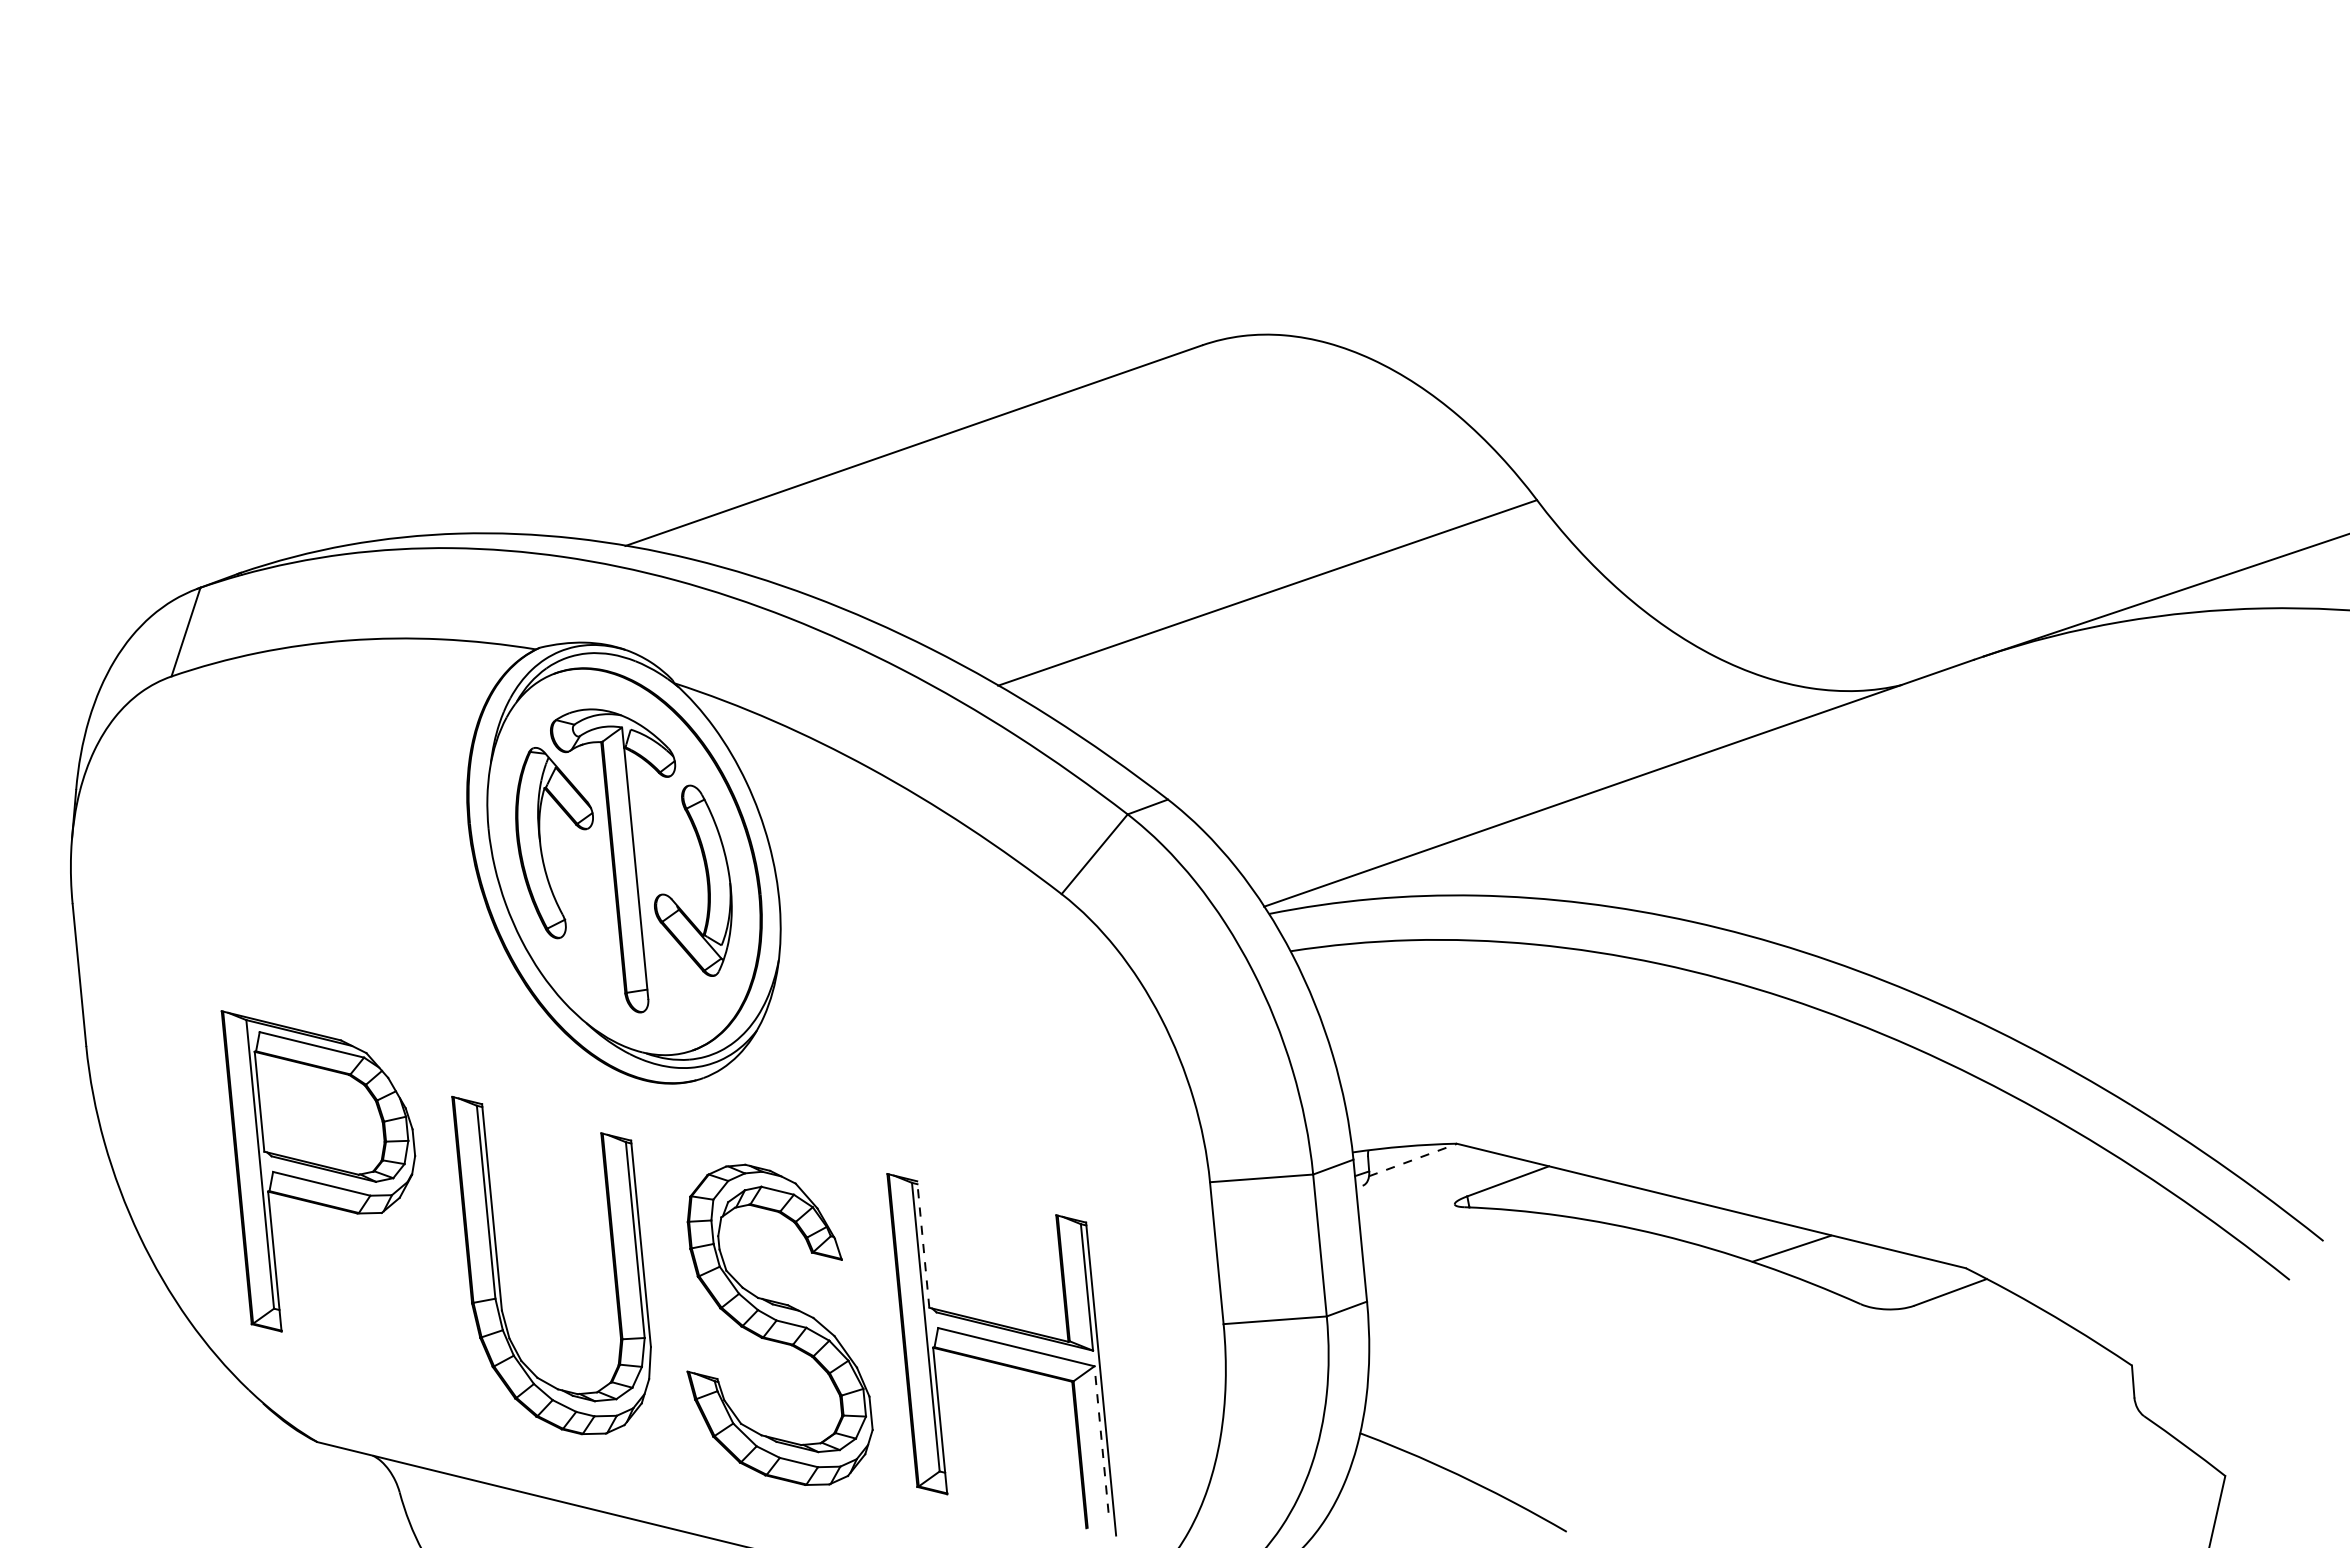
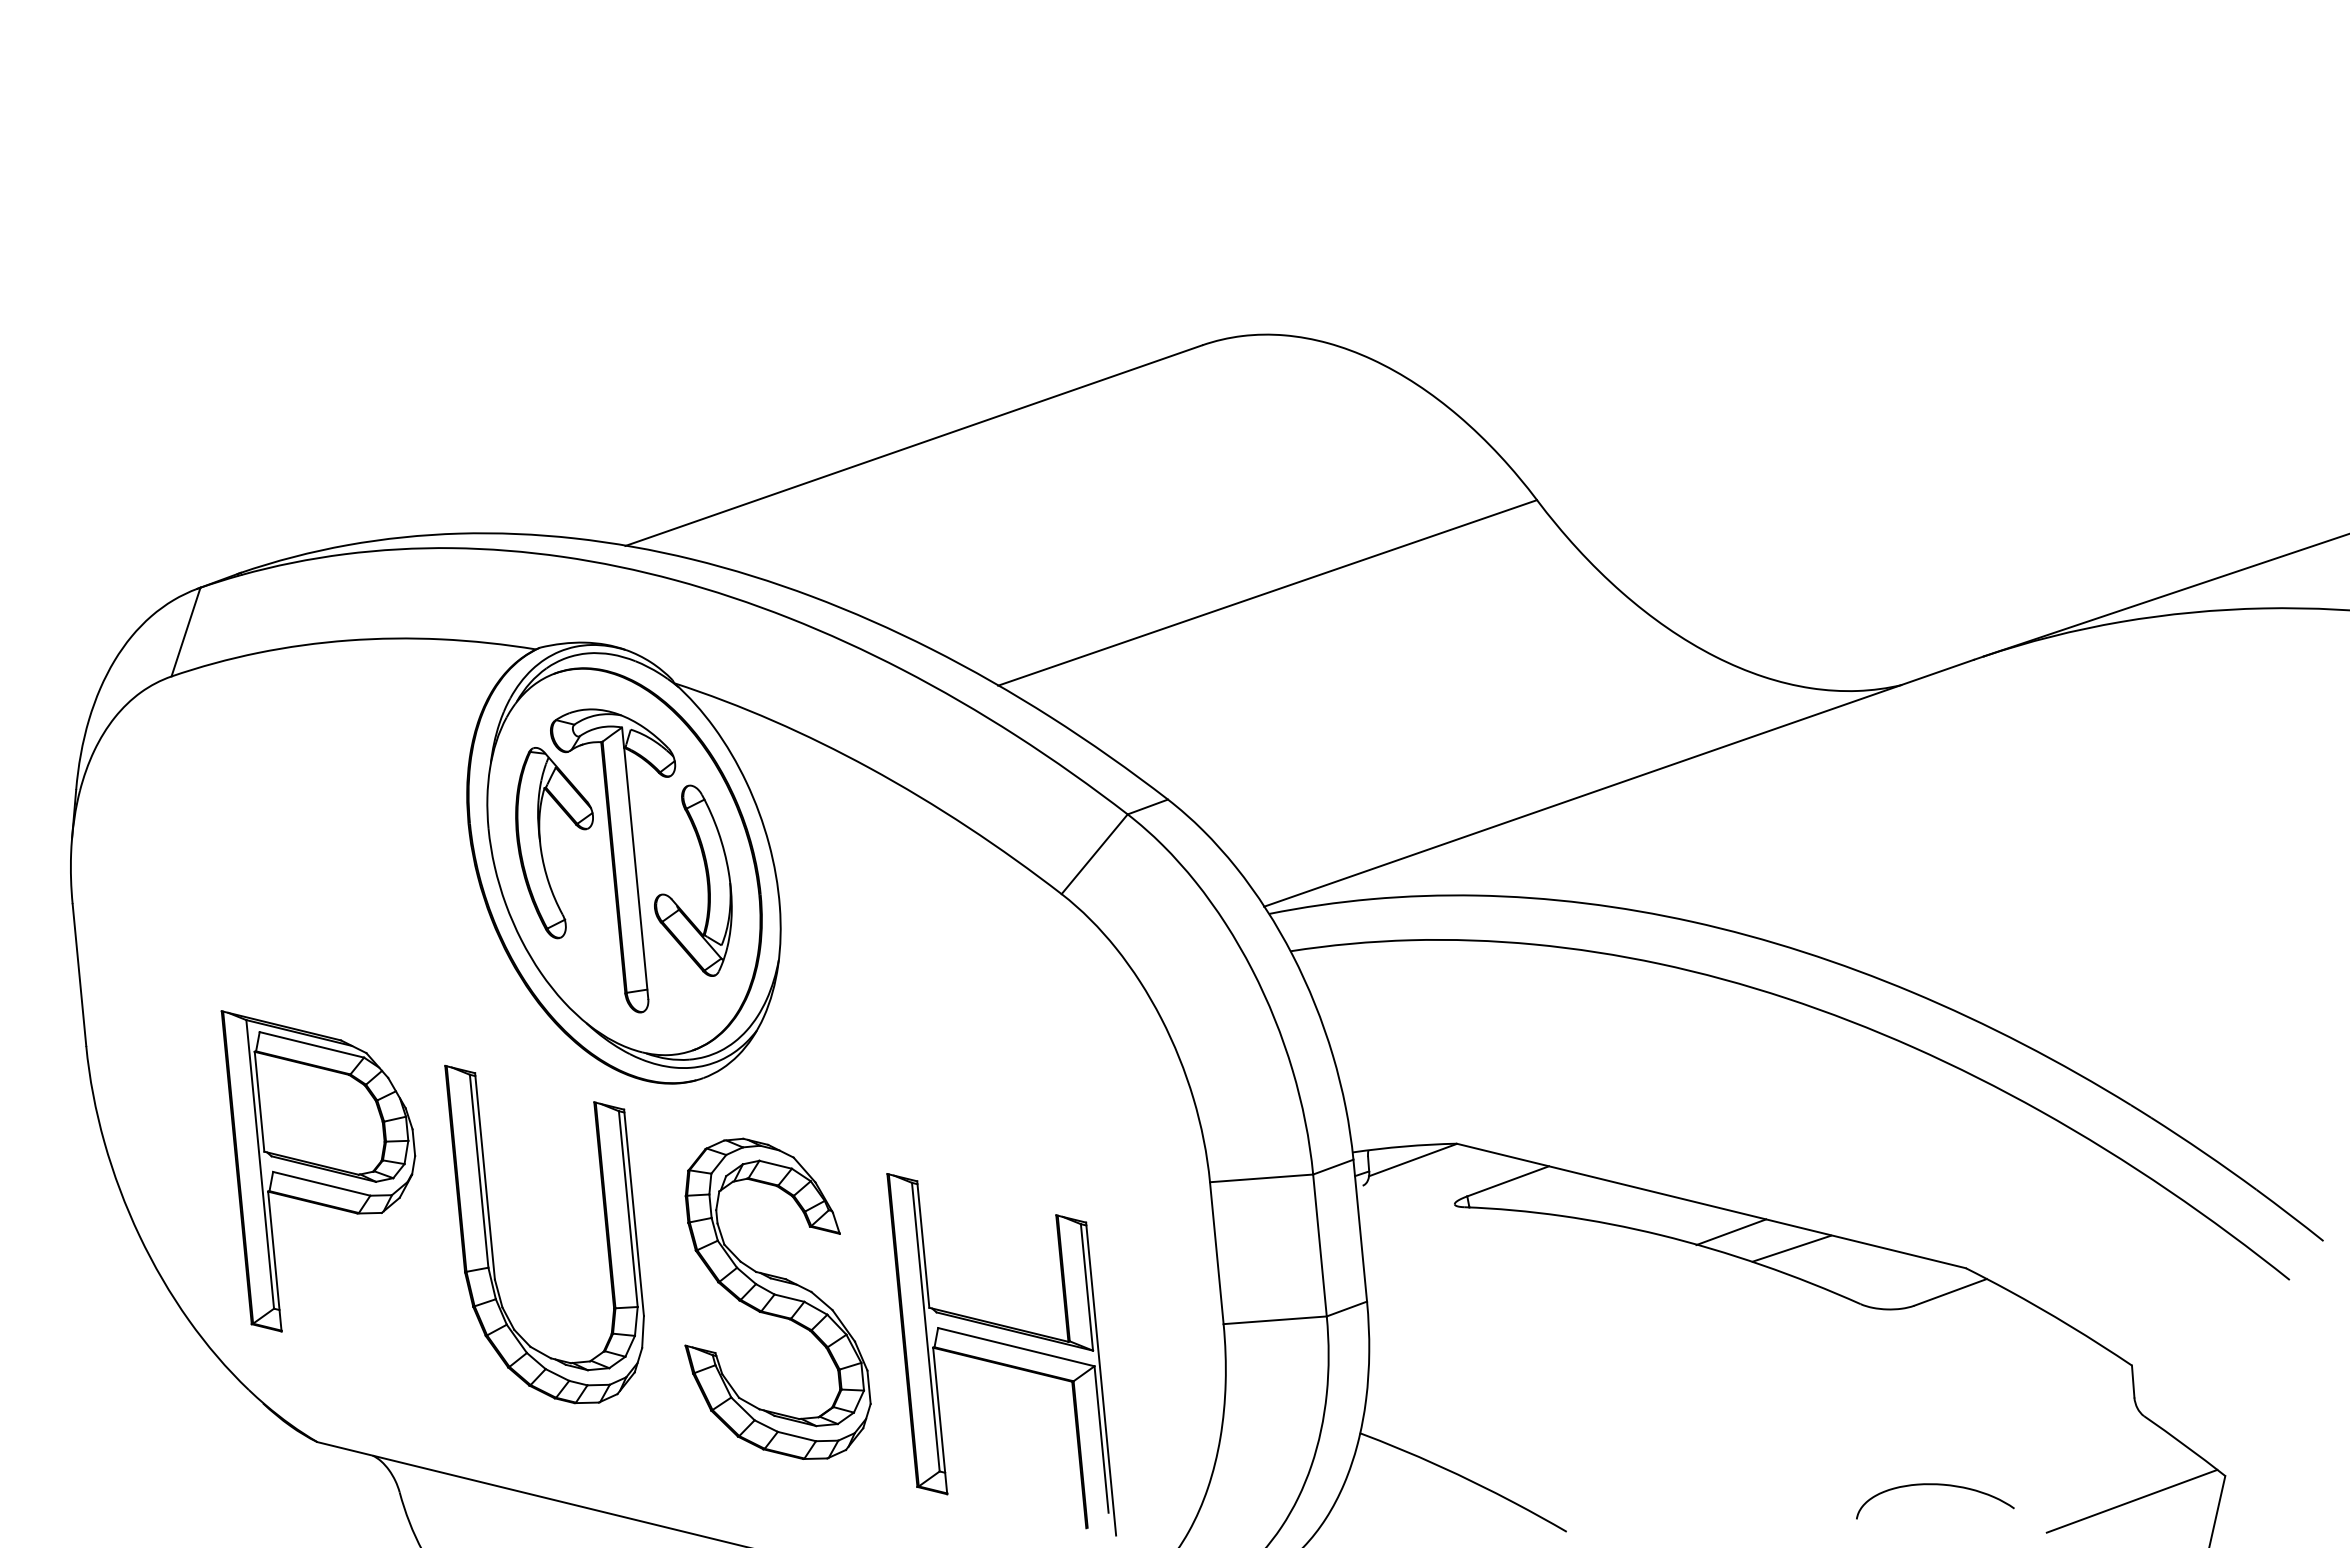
line: dashed -> solid (1412, 1160)
line: none -> present (1731, 1232)
line: dashed -> solid (923, 1244)
part position: (499, 1271) -> (492, 1240) (492, 1240)
part position: (779, 1324) -> (777, 1298) (777, 1298)
line: dashed -> solid (1101, 1439)
curve: none -> present (1935, 1485)
line: none -> present (2131, 1500)
